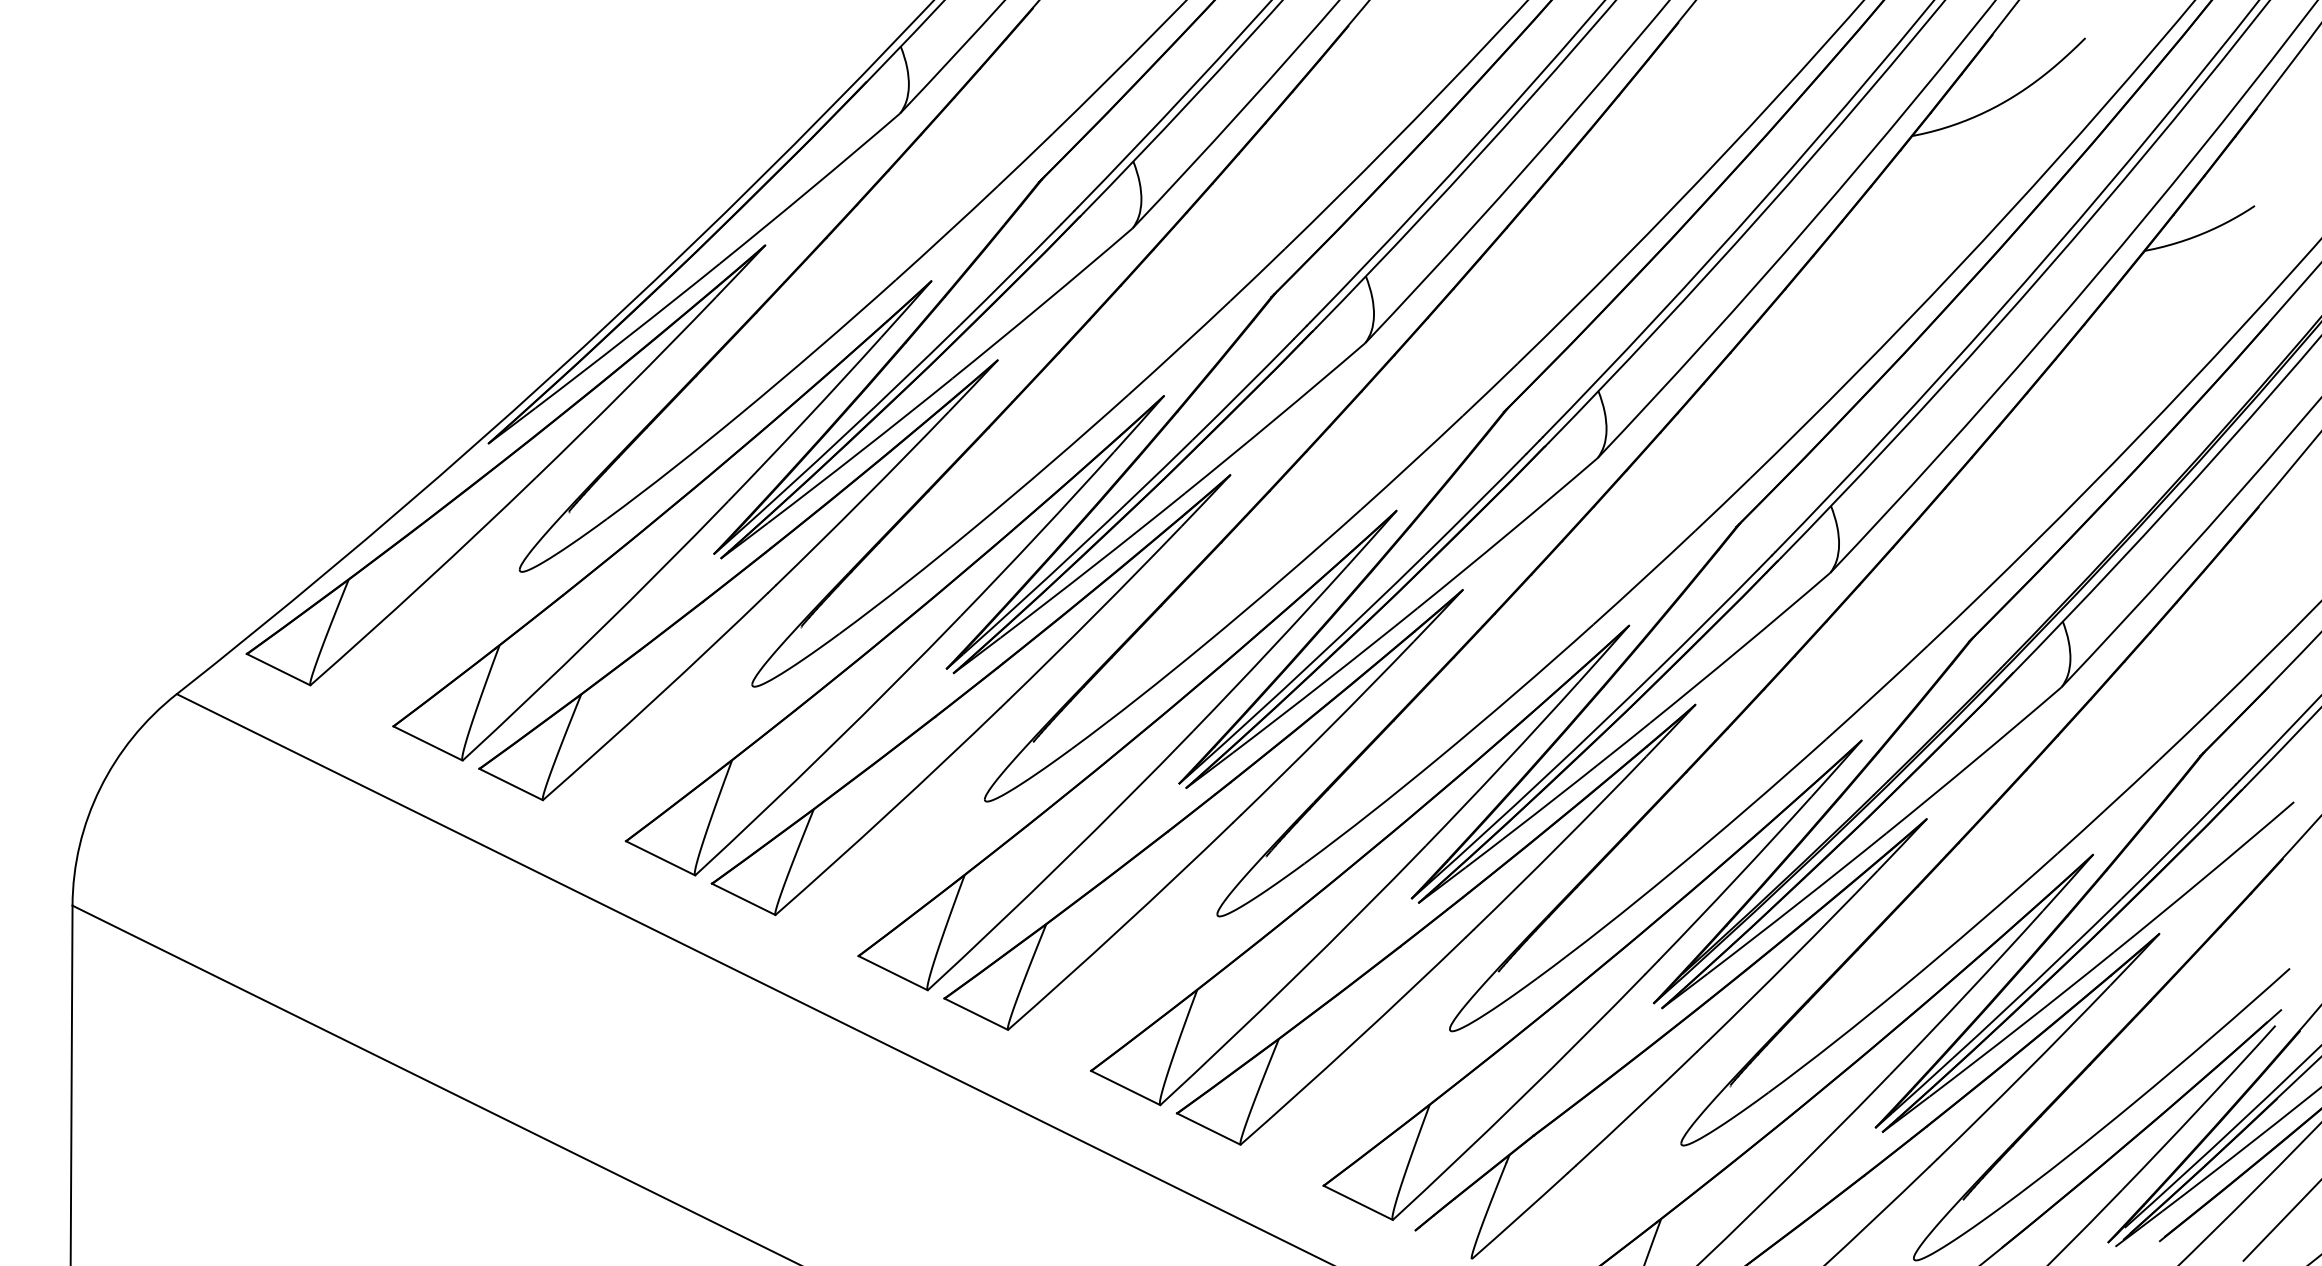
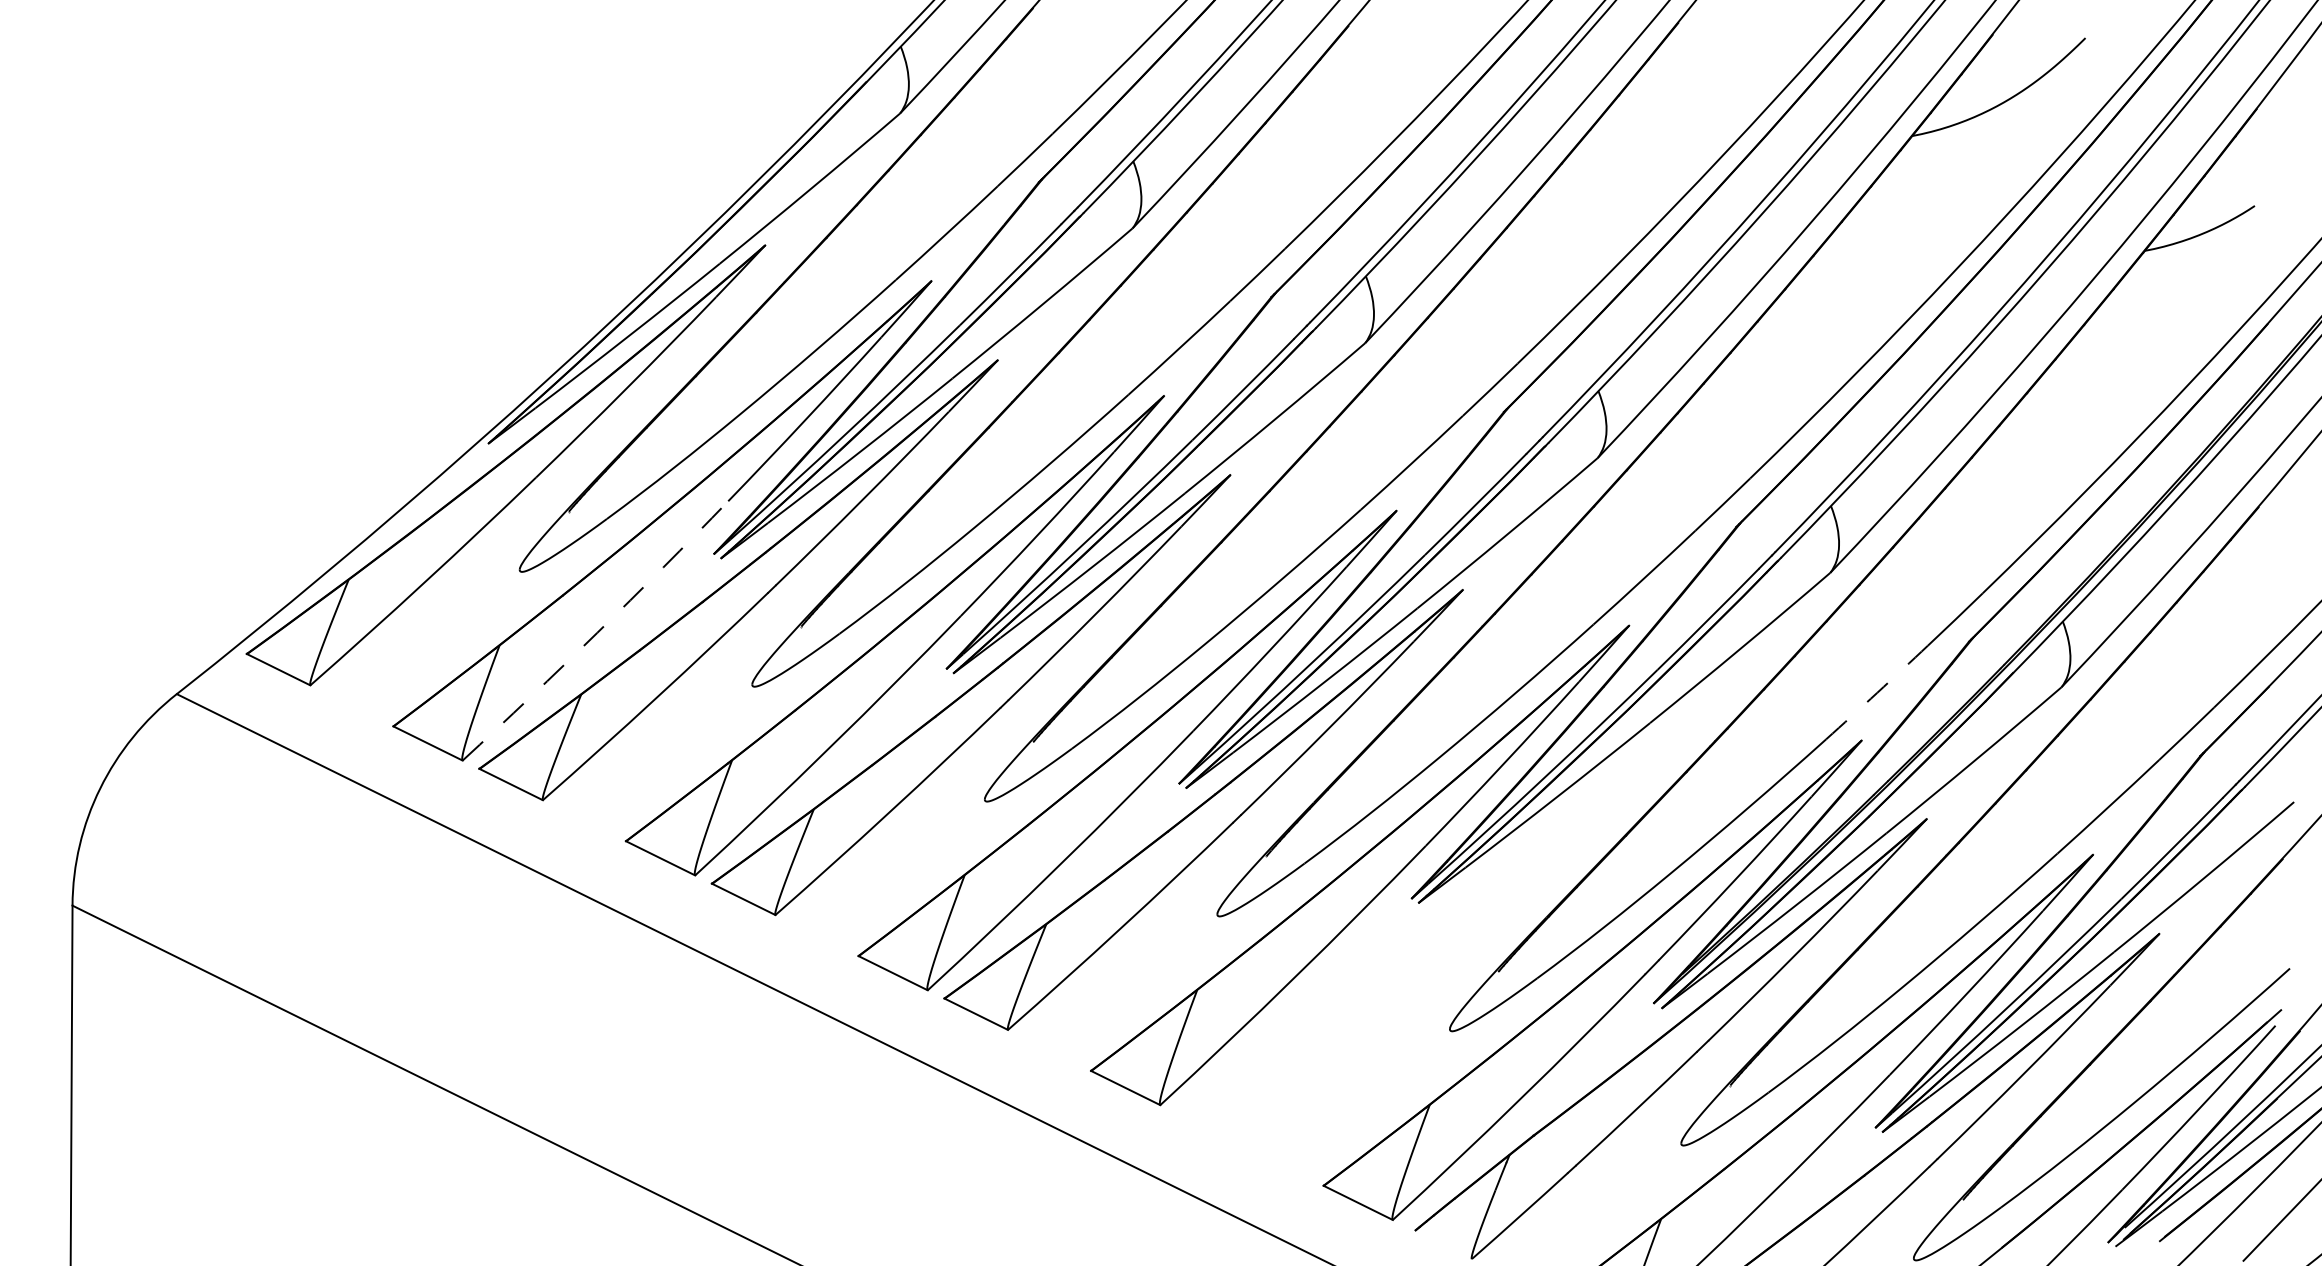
arc: solid -> dashed (597, 632)
arc: solid -> dashed (1877, 692)
part: present -> none (1435, 924)
